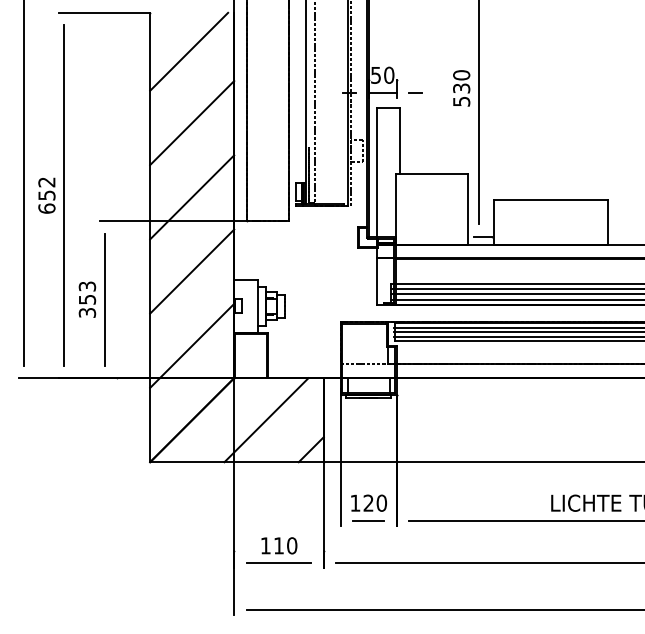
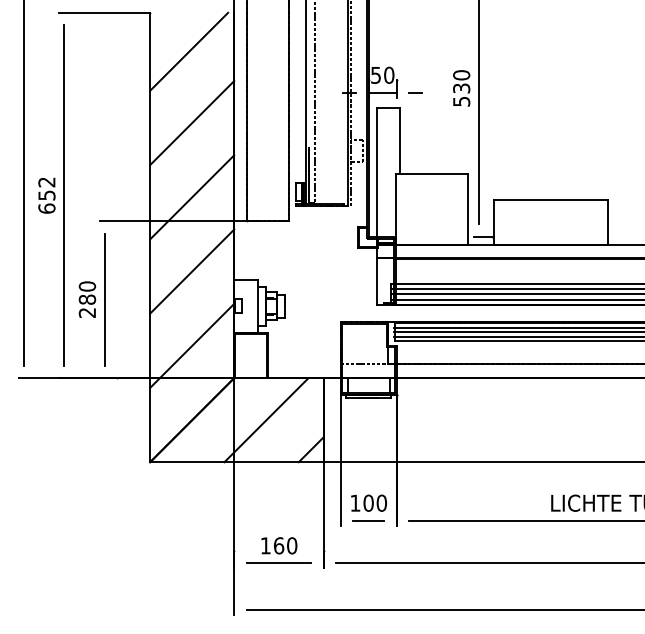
text: 353 -> 280 (87, 299)
text: 120 -> 100 (368, 502)
text: 110 -> 160 (279, 545)
